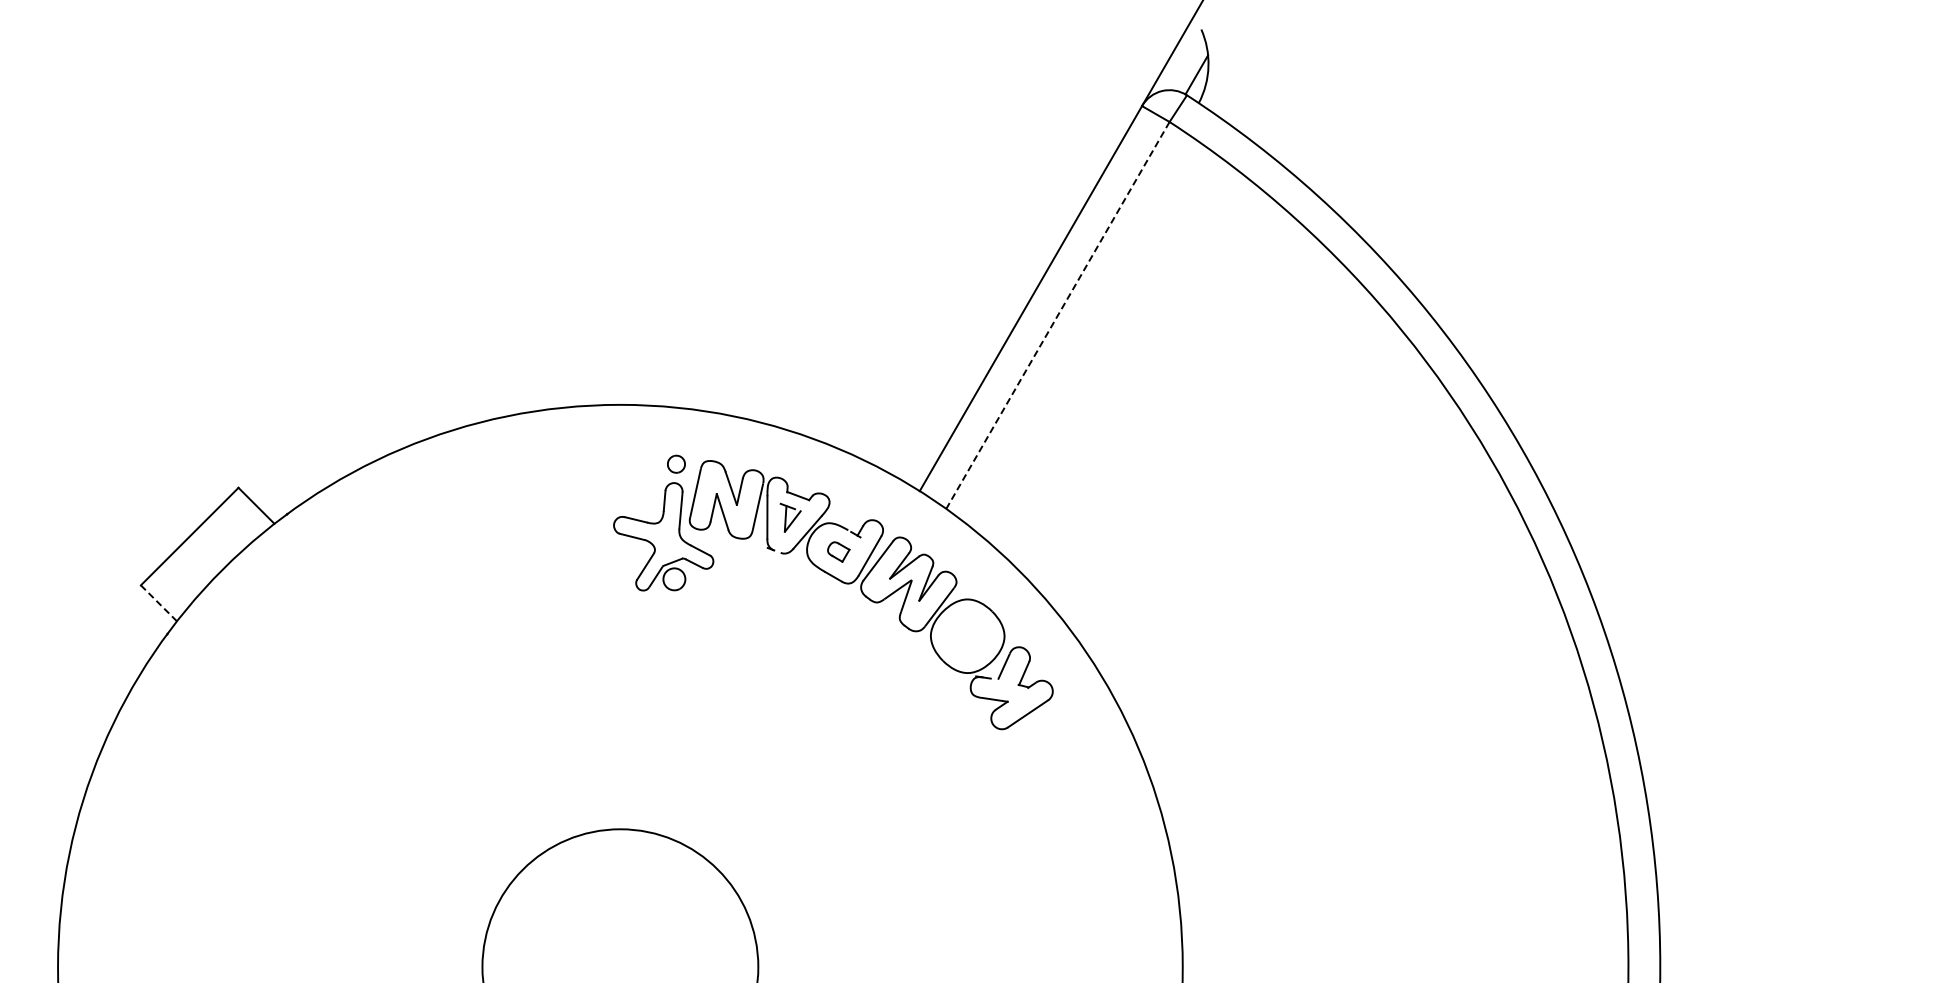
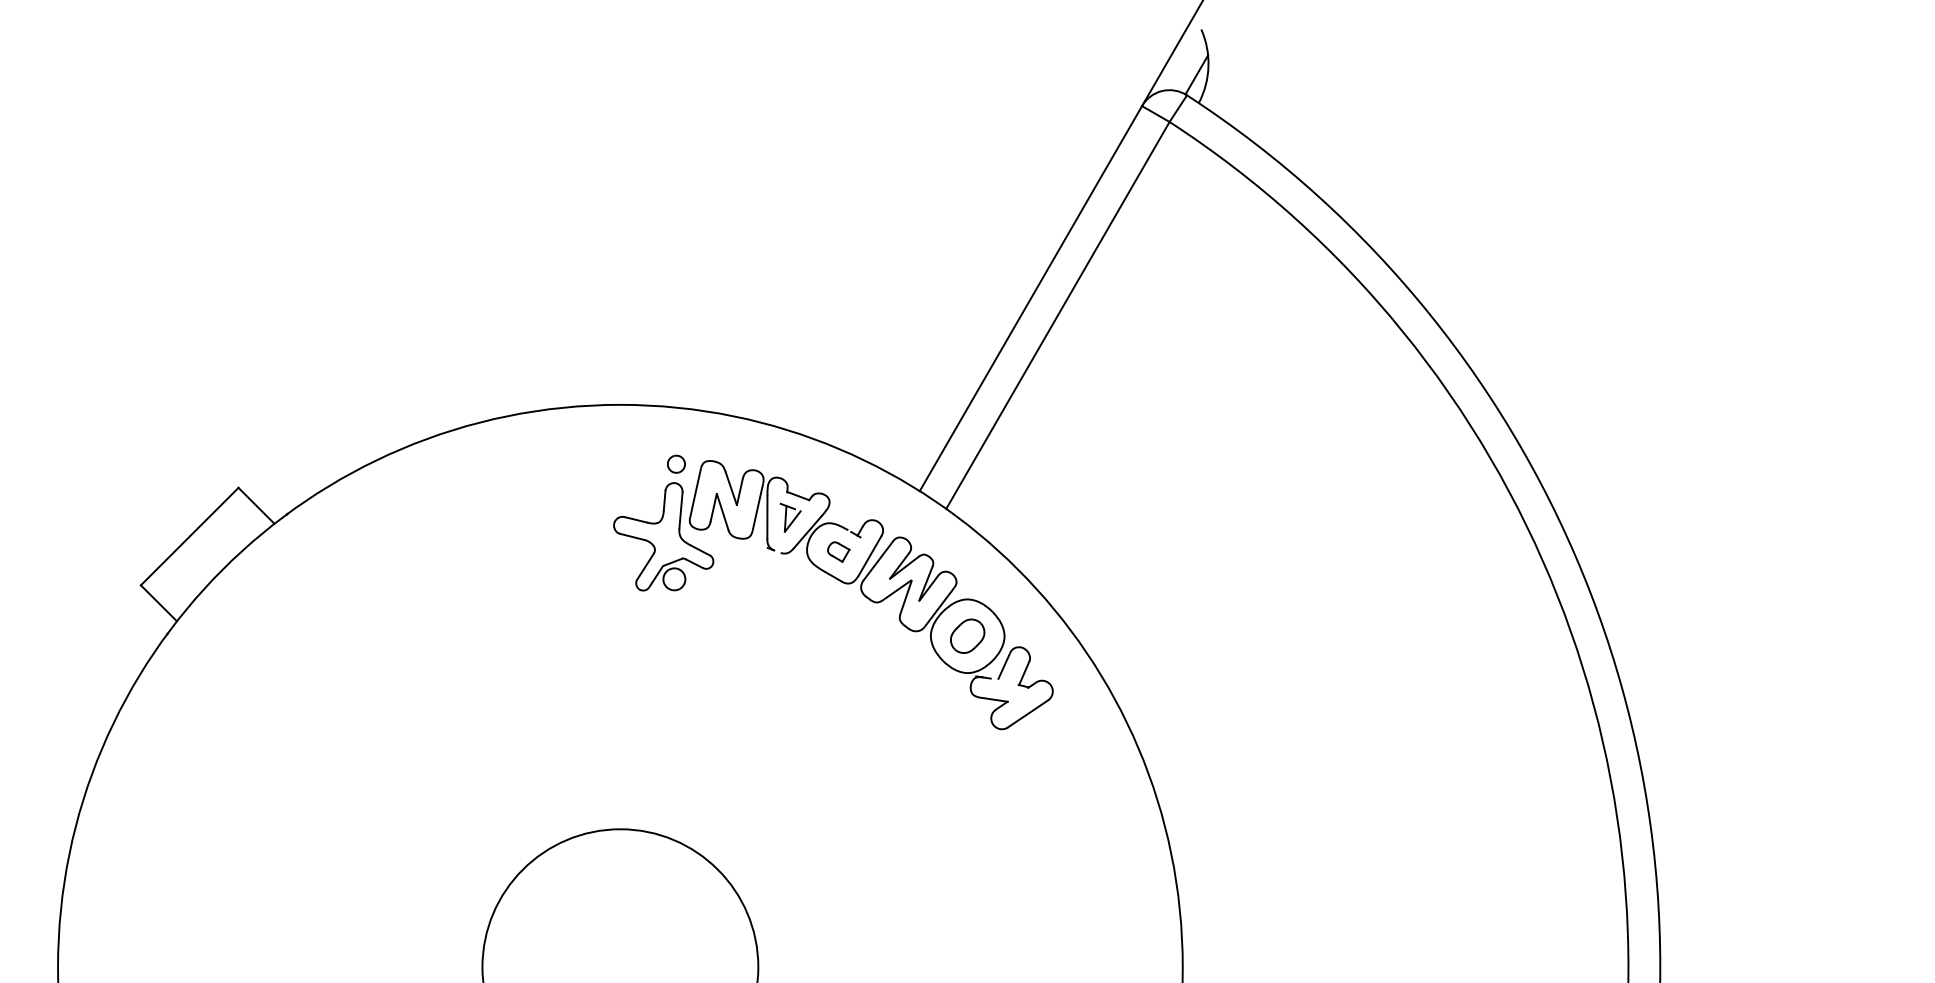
line: dashed -> solid (1057, 315)
line: dashed -> solid (158, 602)
part: none -> present (967, 635)
